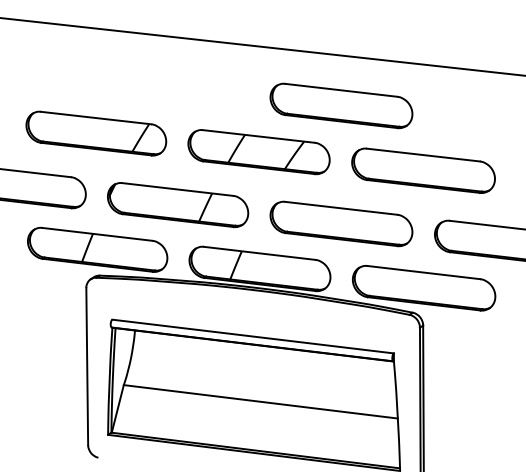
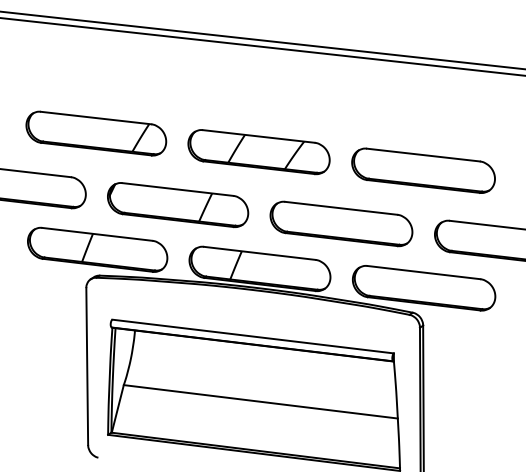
line: none -> present (262, 39)
part: present -> none (341, 105)
